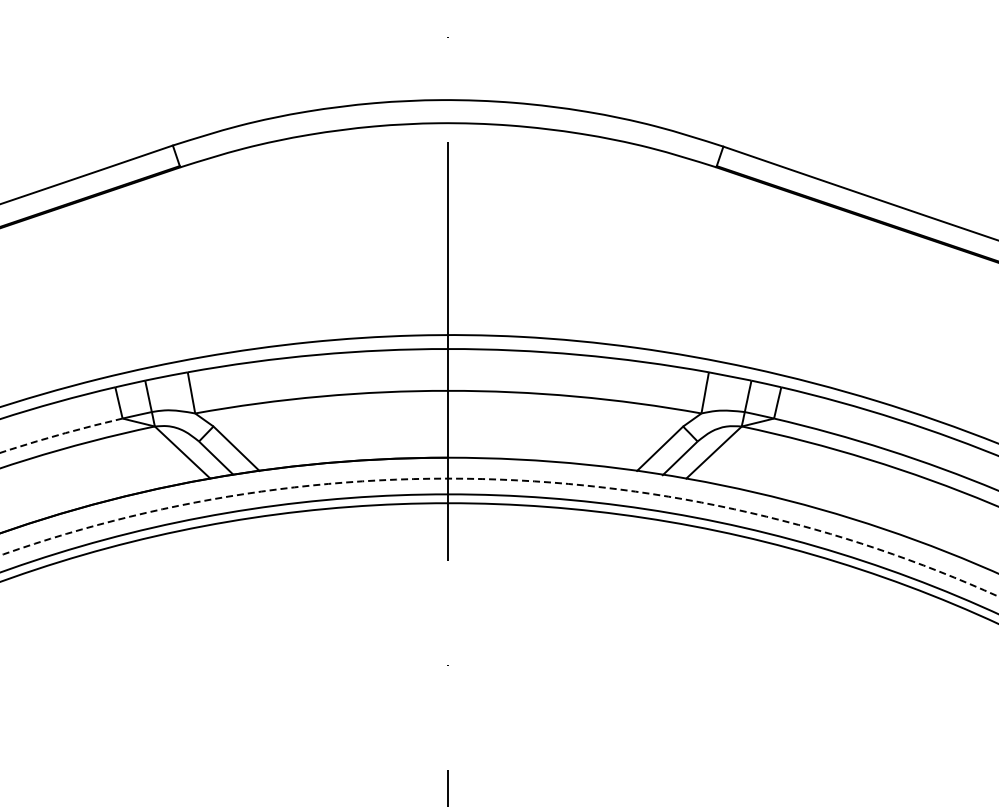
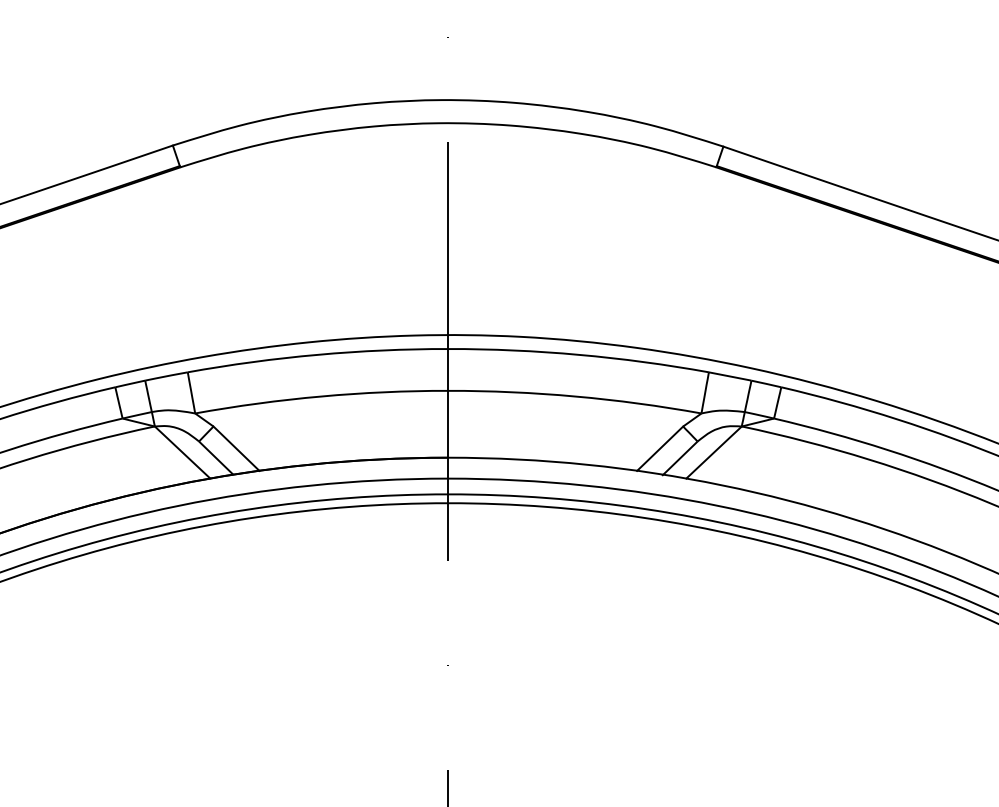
arc: dashed -> solid (60, 434)
circle: dashed -> solid (499, 537)
